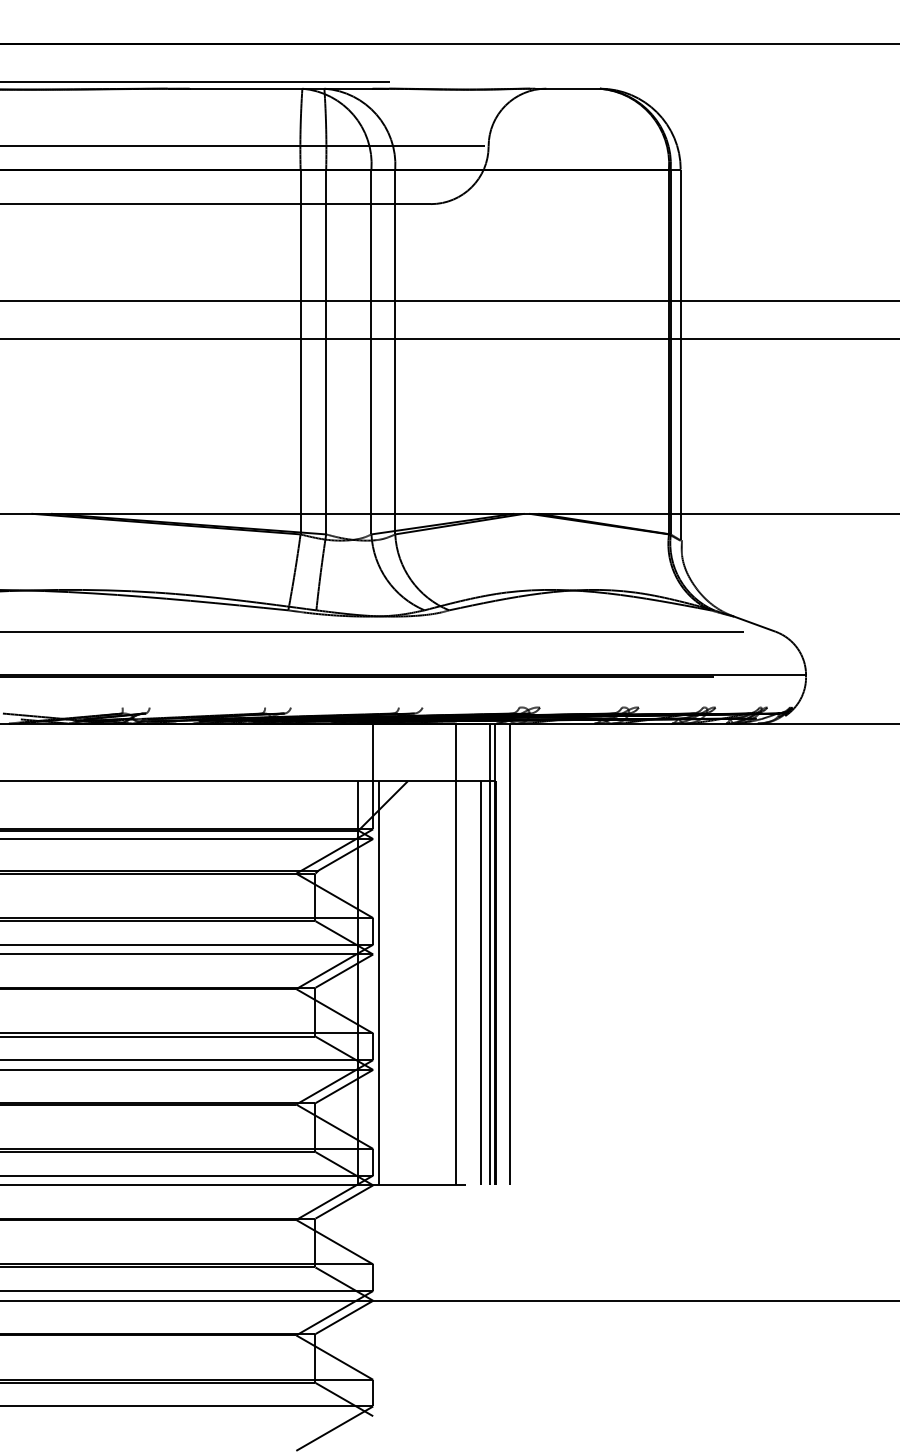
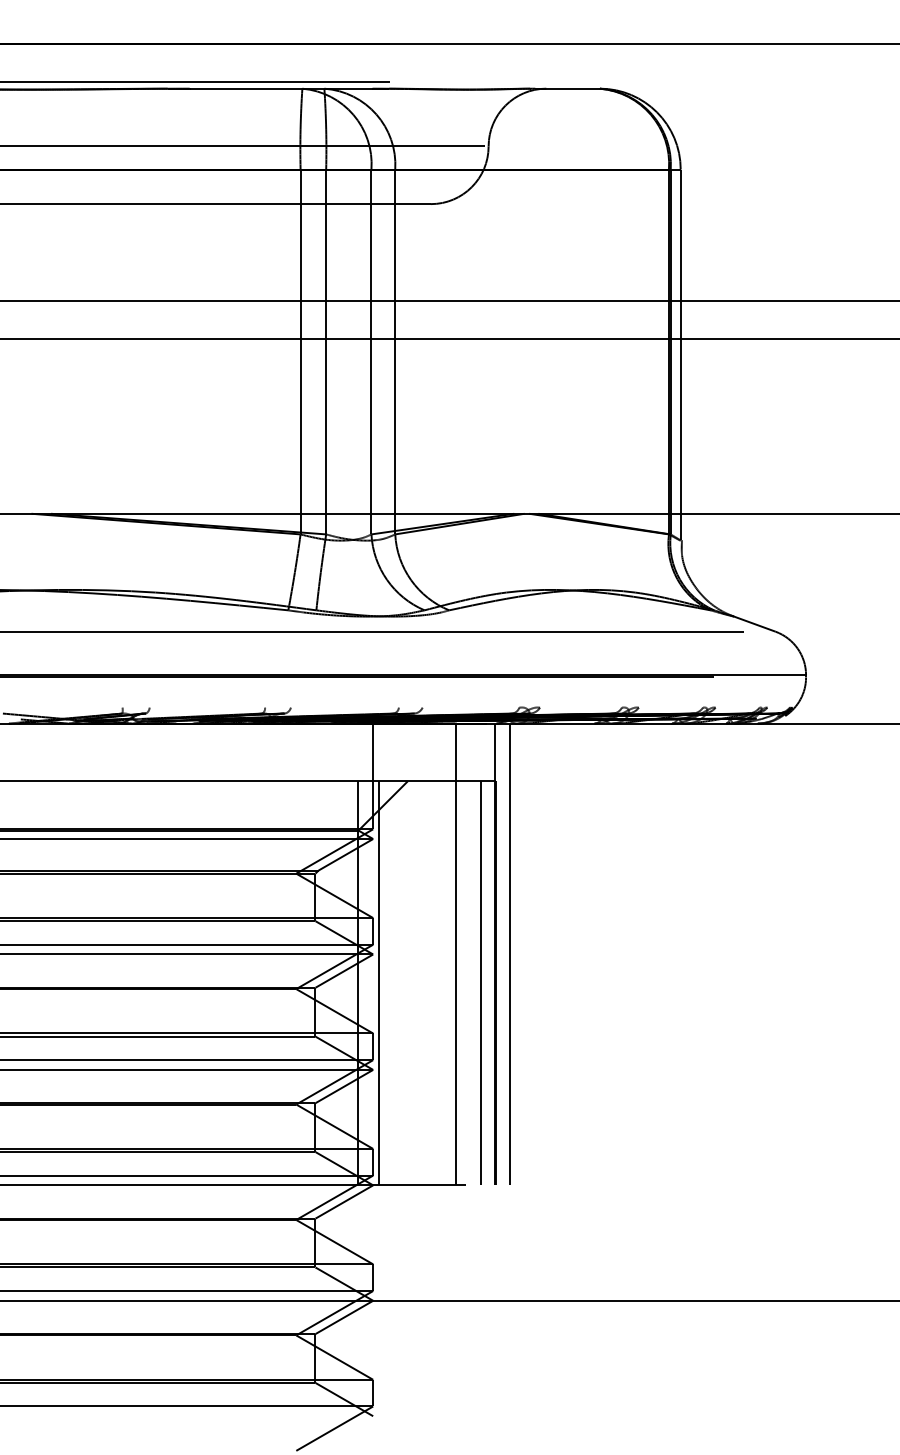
line: present -> none (489, 954)
